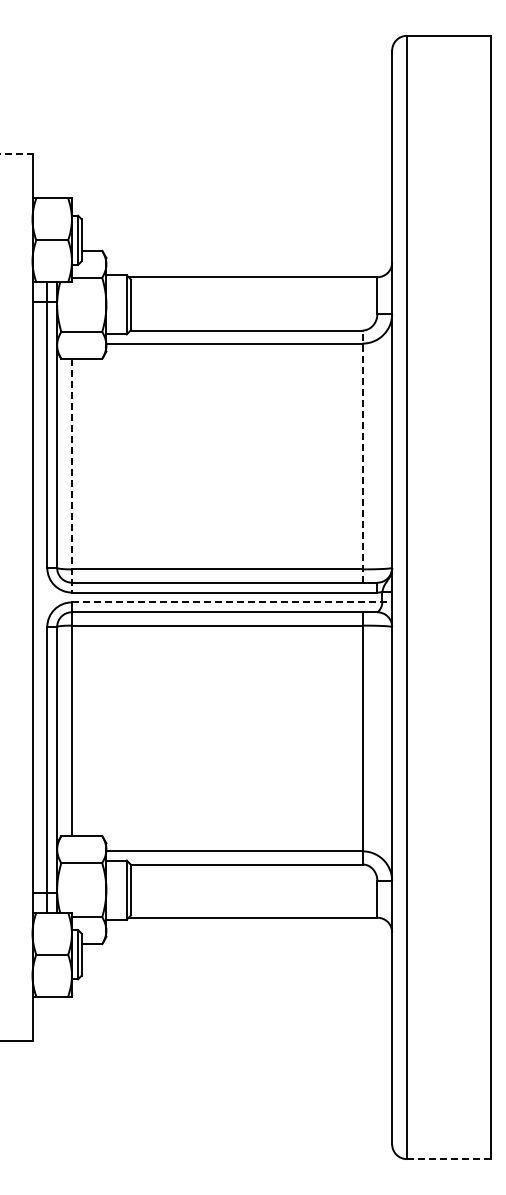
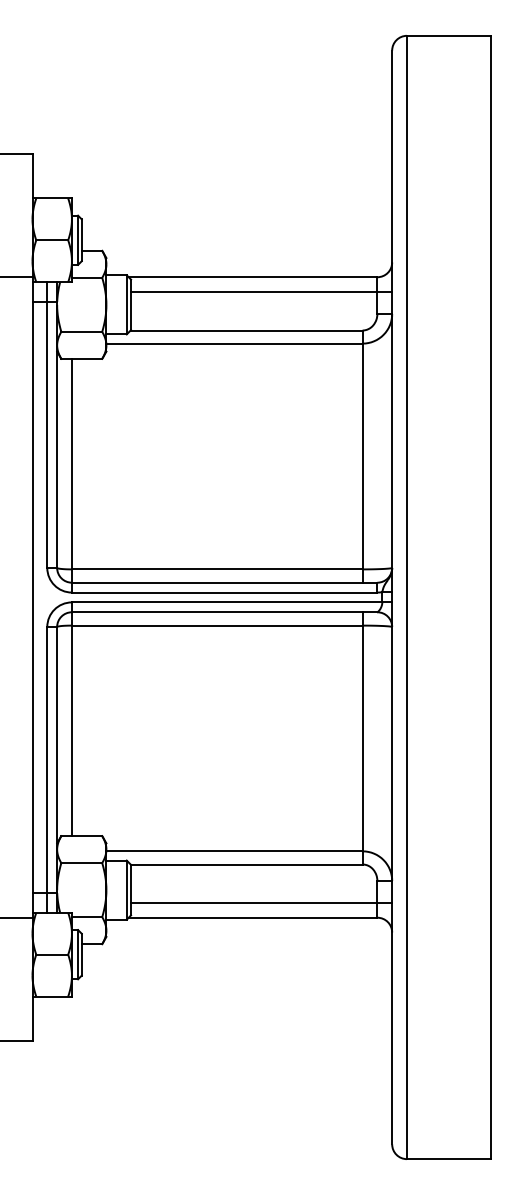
line: dashed -> solid (16, 154)
line: none -> present (17, 277)
line: none -> present (261, 292)
line: dashed -> solid (362, 456)
line: dashed -> solid (71, 475)
line: dashed -> solid (232, 602)
line: none -> present (261, 902)
line: none -> present (17, 917)
line: dashed -> solid (448, 1159)
